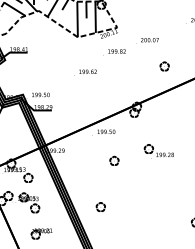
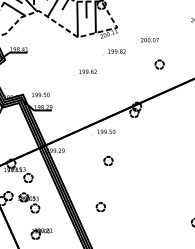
part position: (164, 66) -> (159, 64) (159, 64)
part: present -> none (158, 151)
part position: (114, 160) -> (108, 160) (108, 160)
